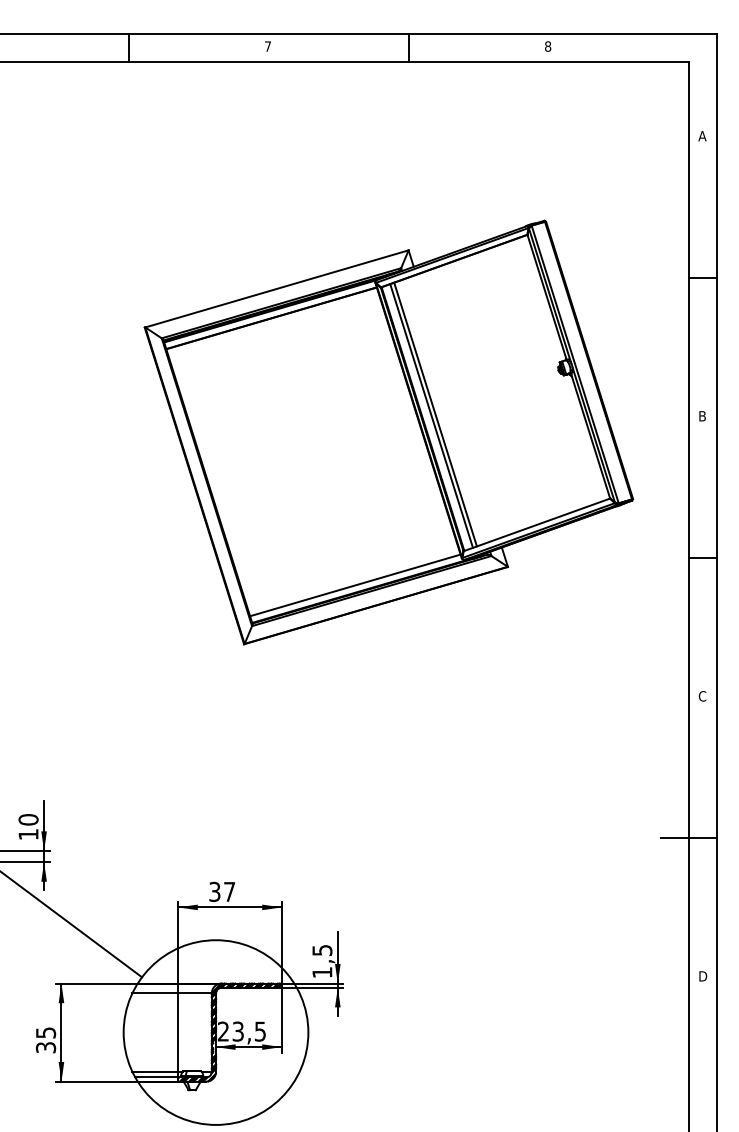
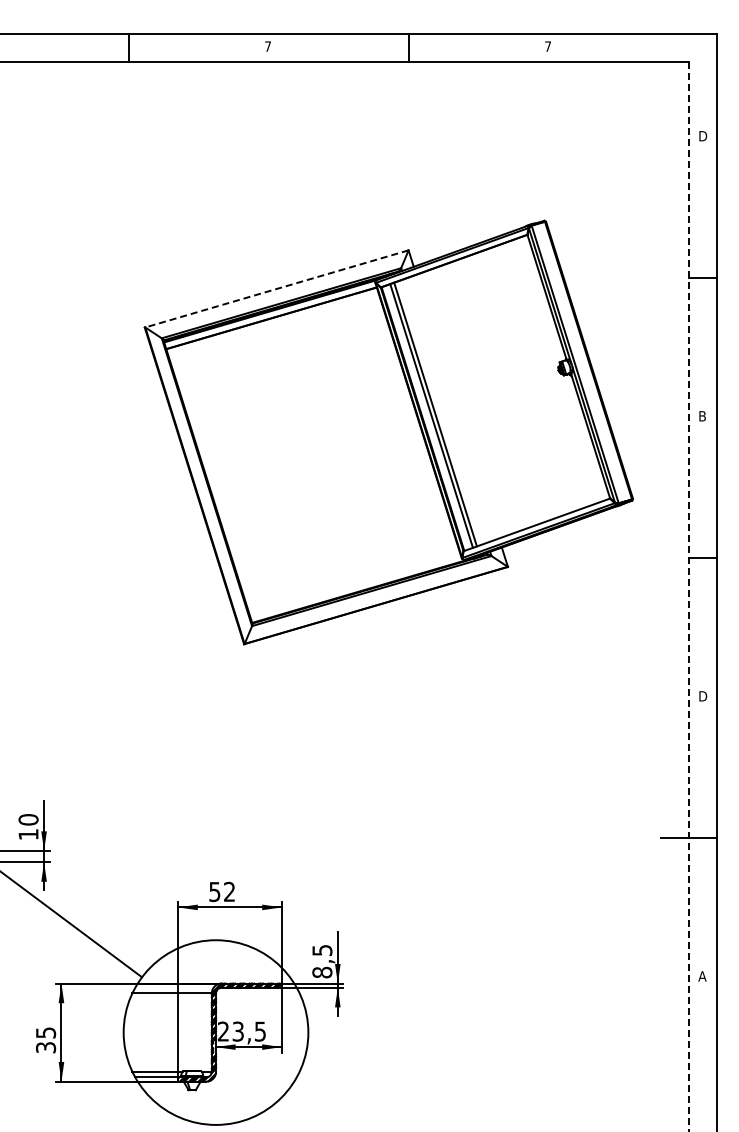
text: 8 -> 7 (548, 46)
text: A -> D (702, 136)
line: solid -> dashed (276, 289)
line: present -> none (355, 585)
line: solid -> dashed (688, 596)
text: C -> D (702, 696)
text: 37 -> 52 (222, 891)
text: 1,5 -> 8,5 (322, 972)
text: D -> A (702, 976)
